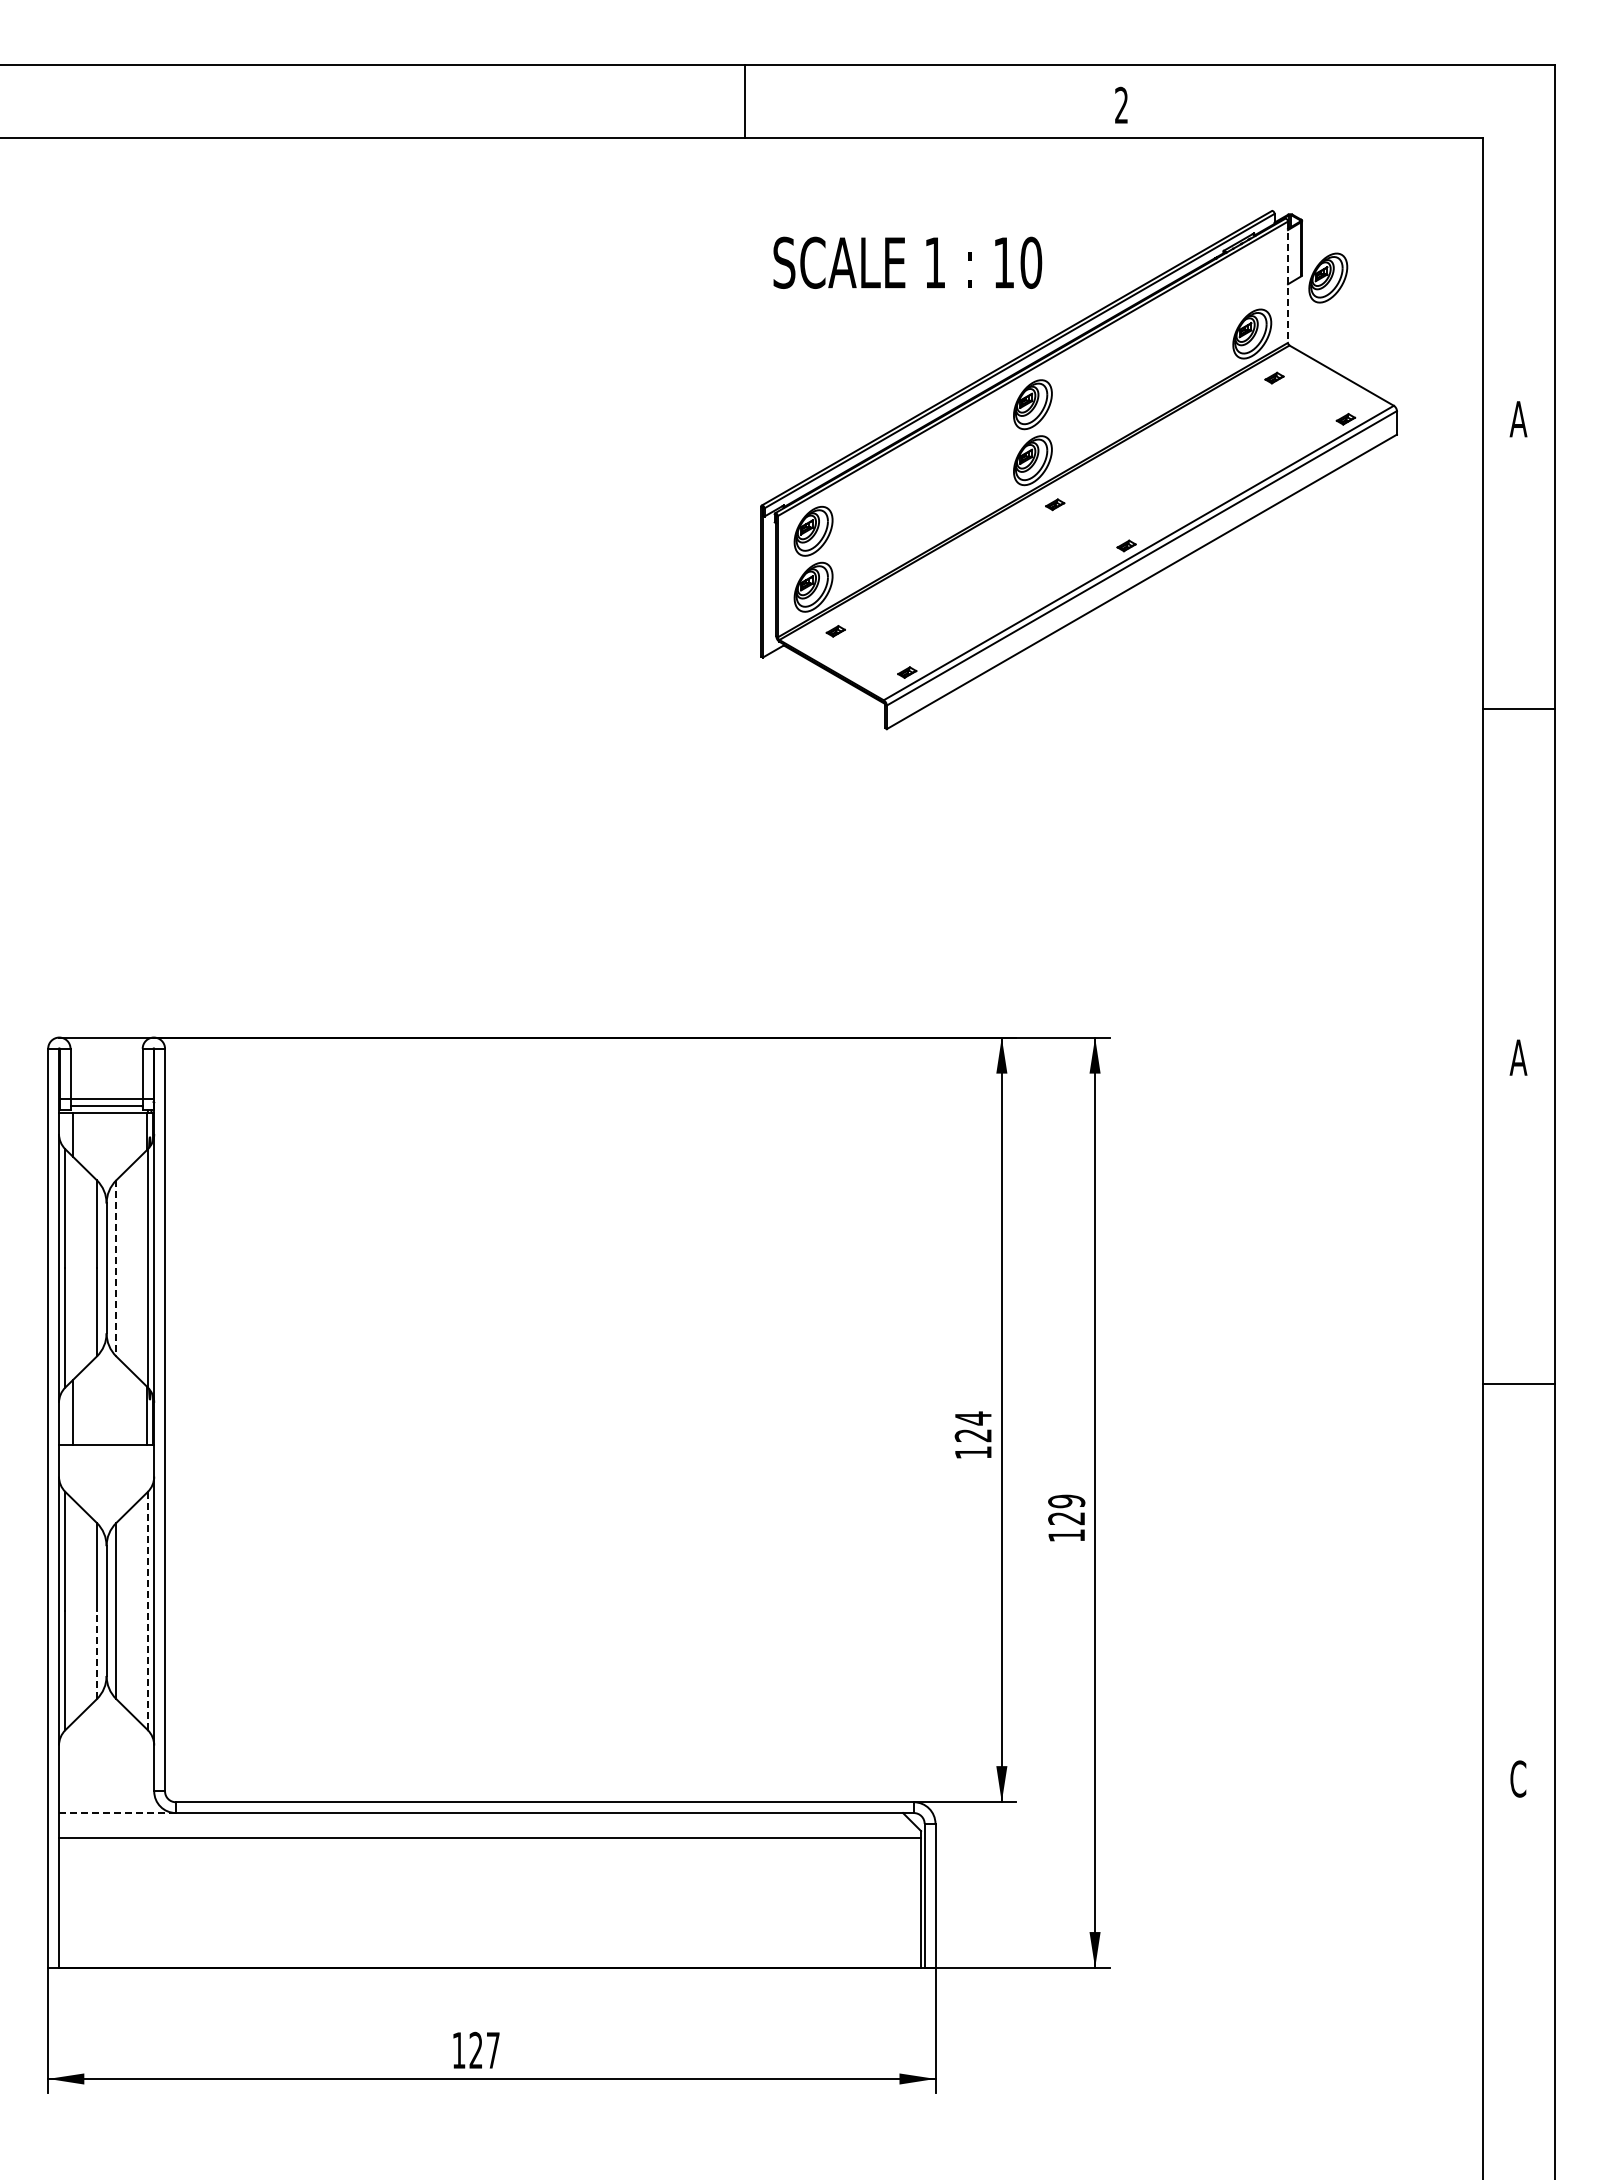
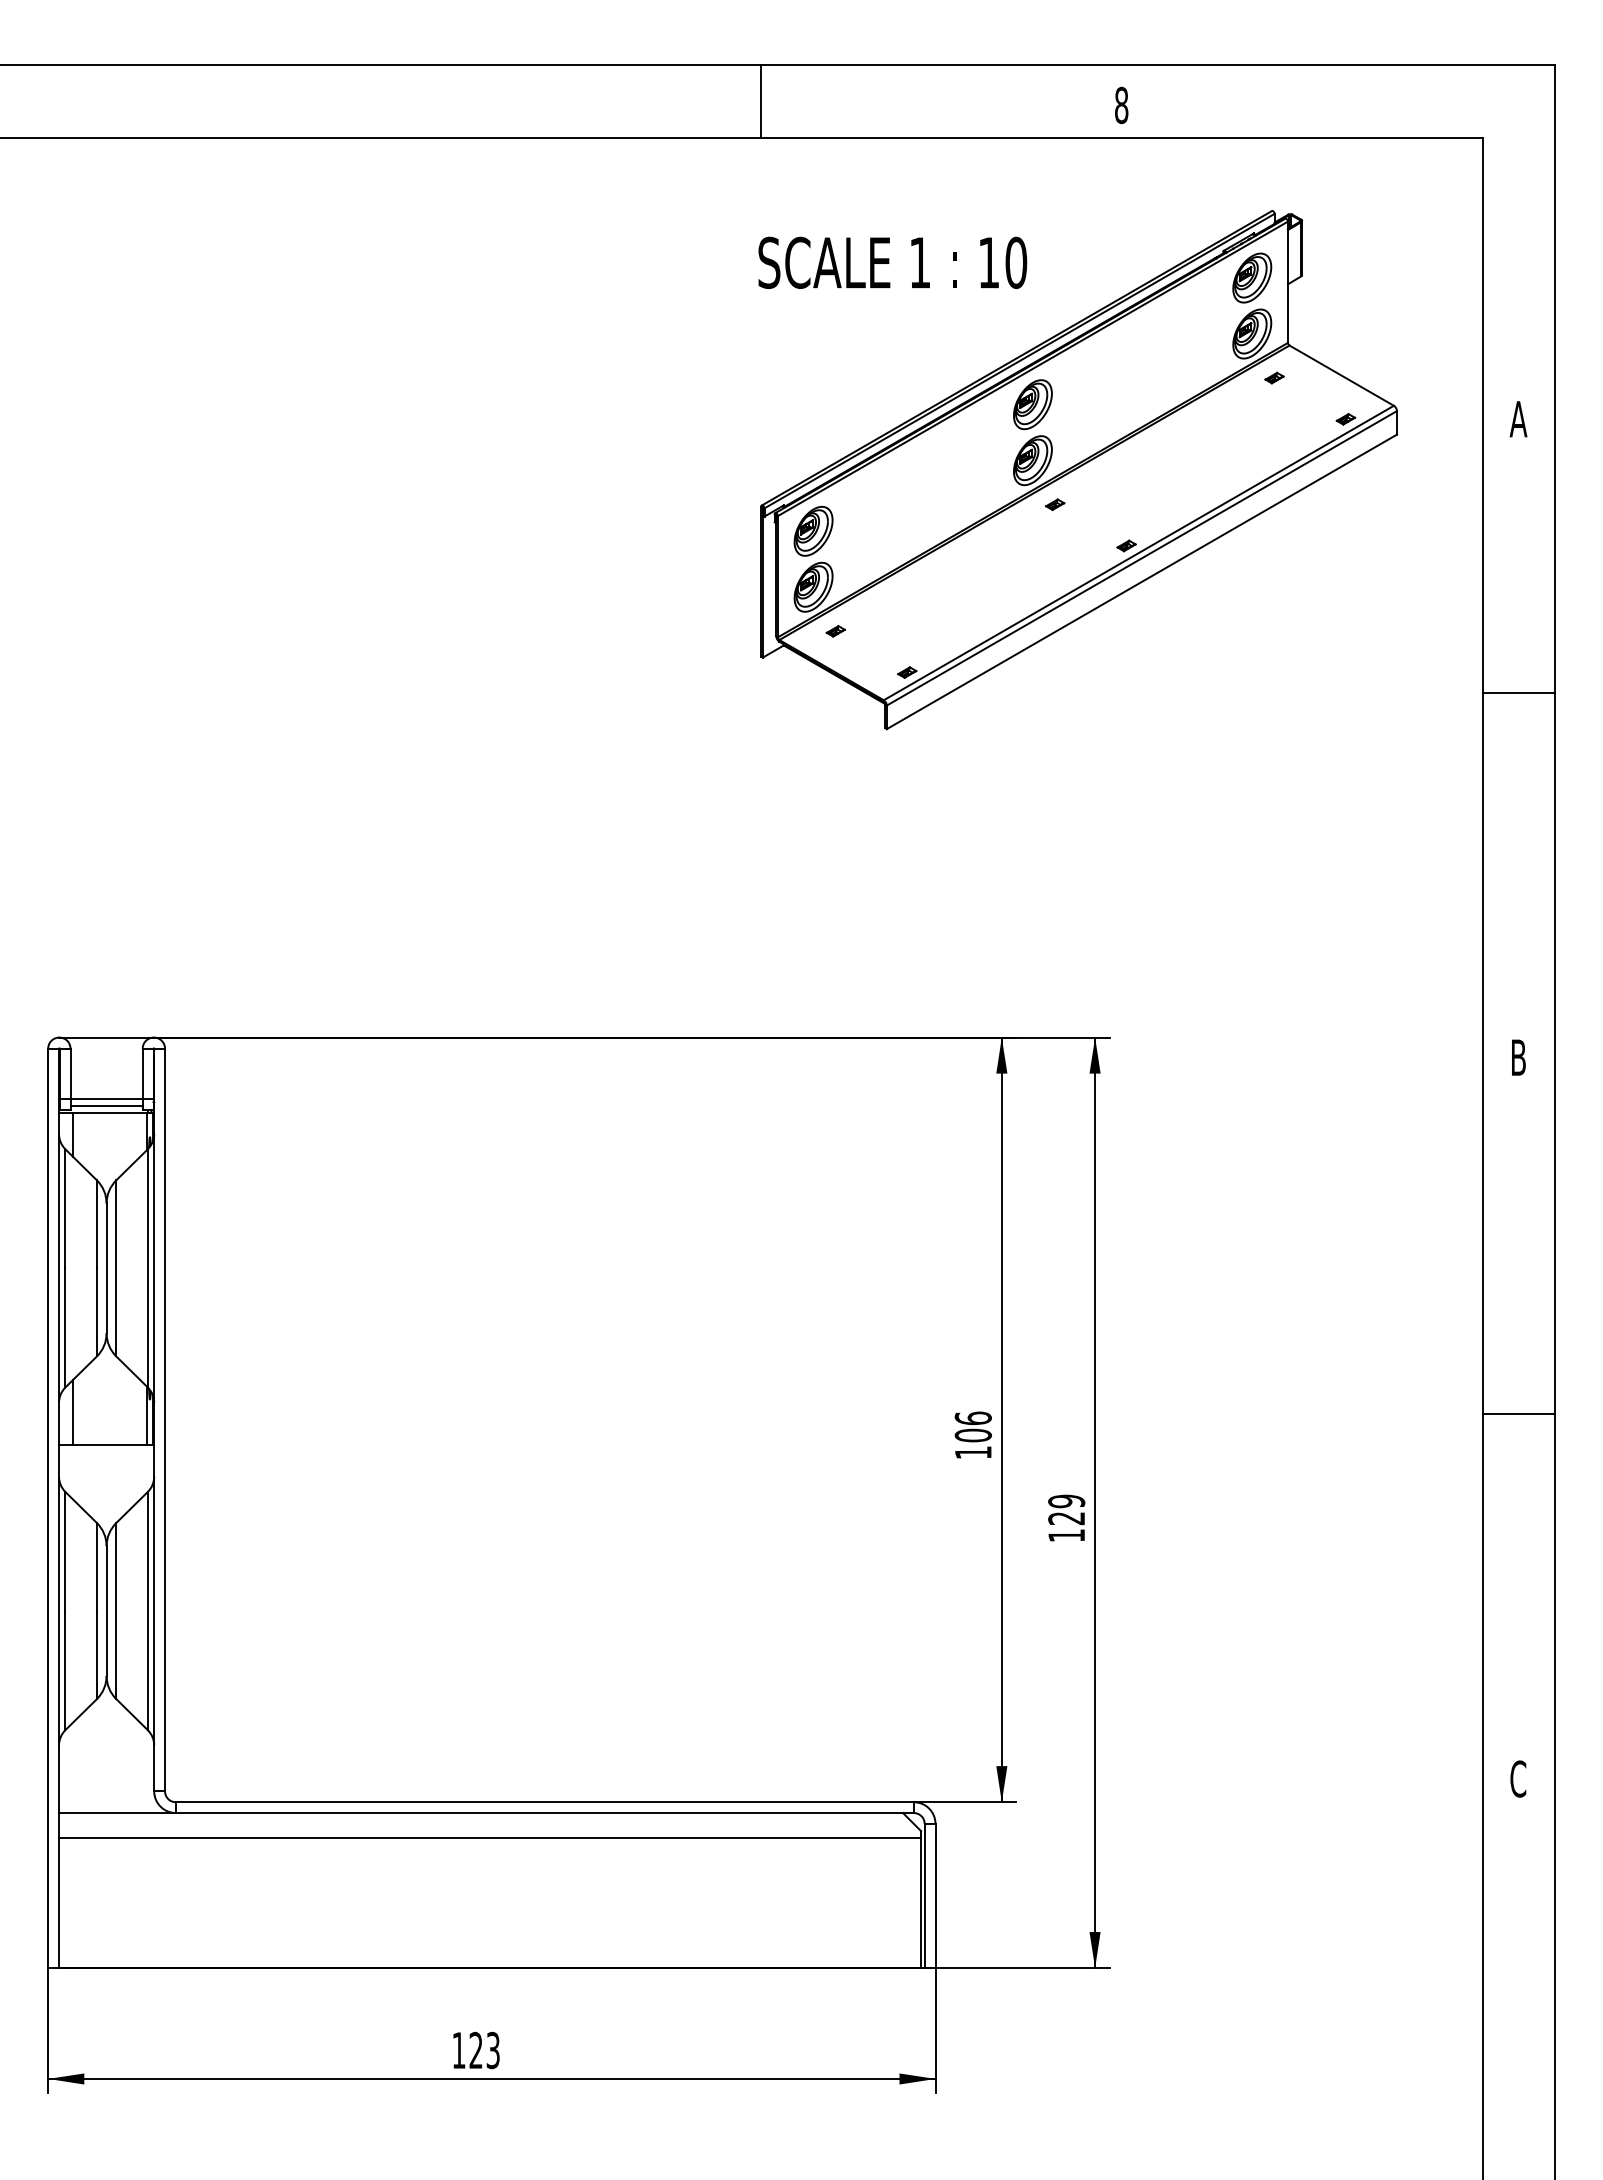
line position: (745, 101) -> (761, 101) (761, 101)
text: 2 -> 8 (1121, 105)
text position: (907, 262) -> (892, 262) (892, 262)
part position: (1328, 277) -> (1252, 277) (1252, 277)
line: dashed -> solid (1287, 282)
line position: (1518, 709) -> (1518, 693) (1518, 693)
text: A -> B (1518, 1057)
line: dashed -> solid (116, 1268)
line position: (1518, 1384) -> (1518, 1414) (1518, 1414)
text: 124 -> 106 (972, 1426)
line: dashed -> solid (147, 1610)
line: dashed -> solid (96, 1654)
line: dashed -> solid (117, 1813)
text: 127 -> 123 (492, 2050)
